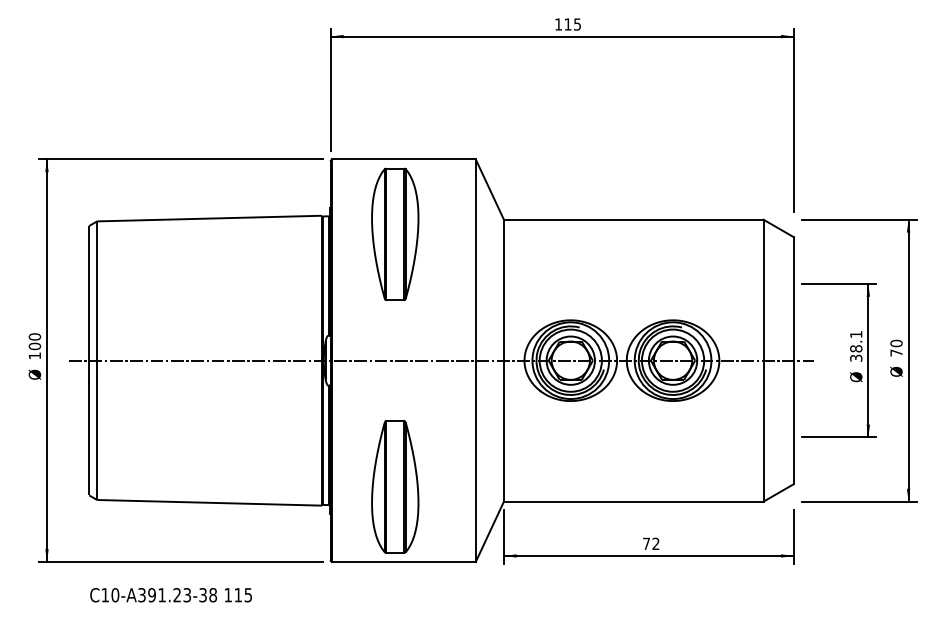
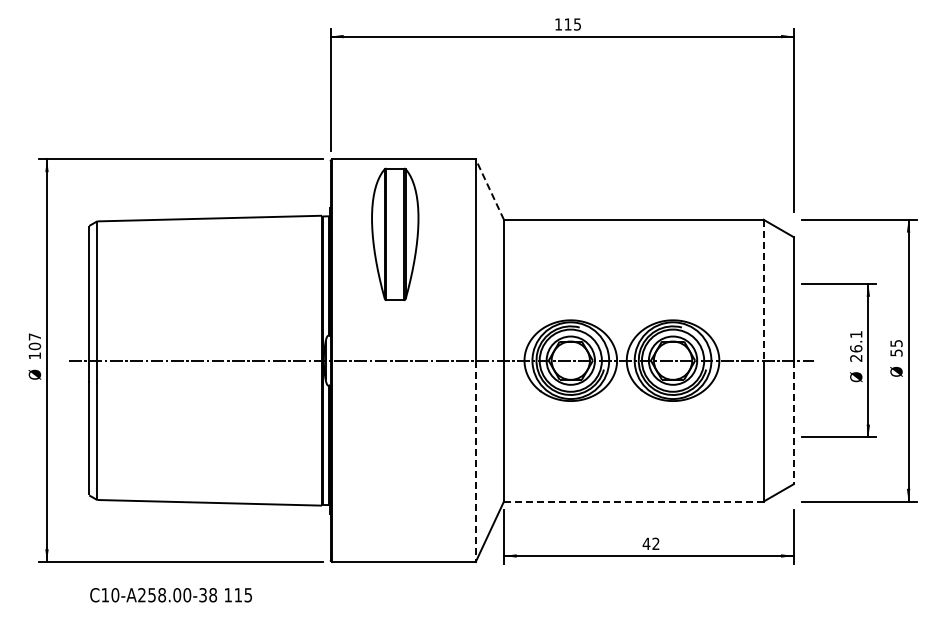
line: solid -> dashed (489, 189)
line: solid -> dashed (763, 290)
text: 100 -> 107 (34, 336)
text: 70 -> 55 (896, 347)
text: 38.1 -> 26.1 (856, 353)
line: solid -> dashed (793, 422)
line: solid -> dashed (475, 461)
part: present -> none (395, 486)
line: solid -> dashed (633, 501)
text: 72 -> 42 (646, 543)
text: C10-A391.23-38 -> C10-A258.00-38 (164, 595)
